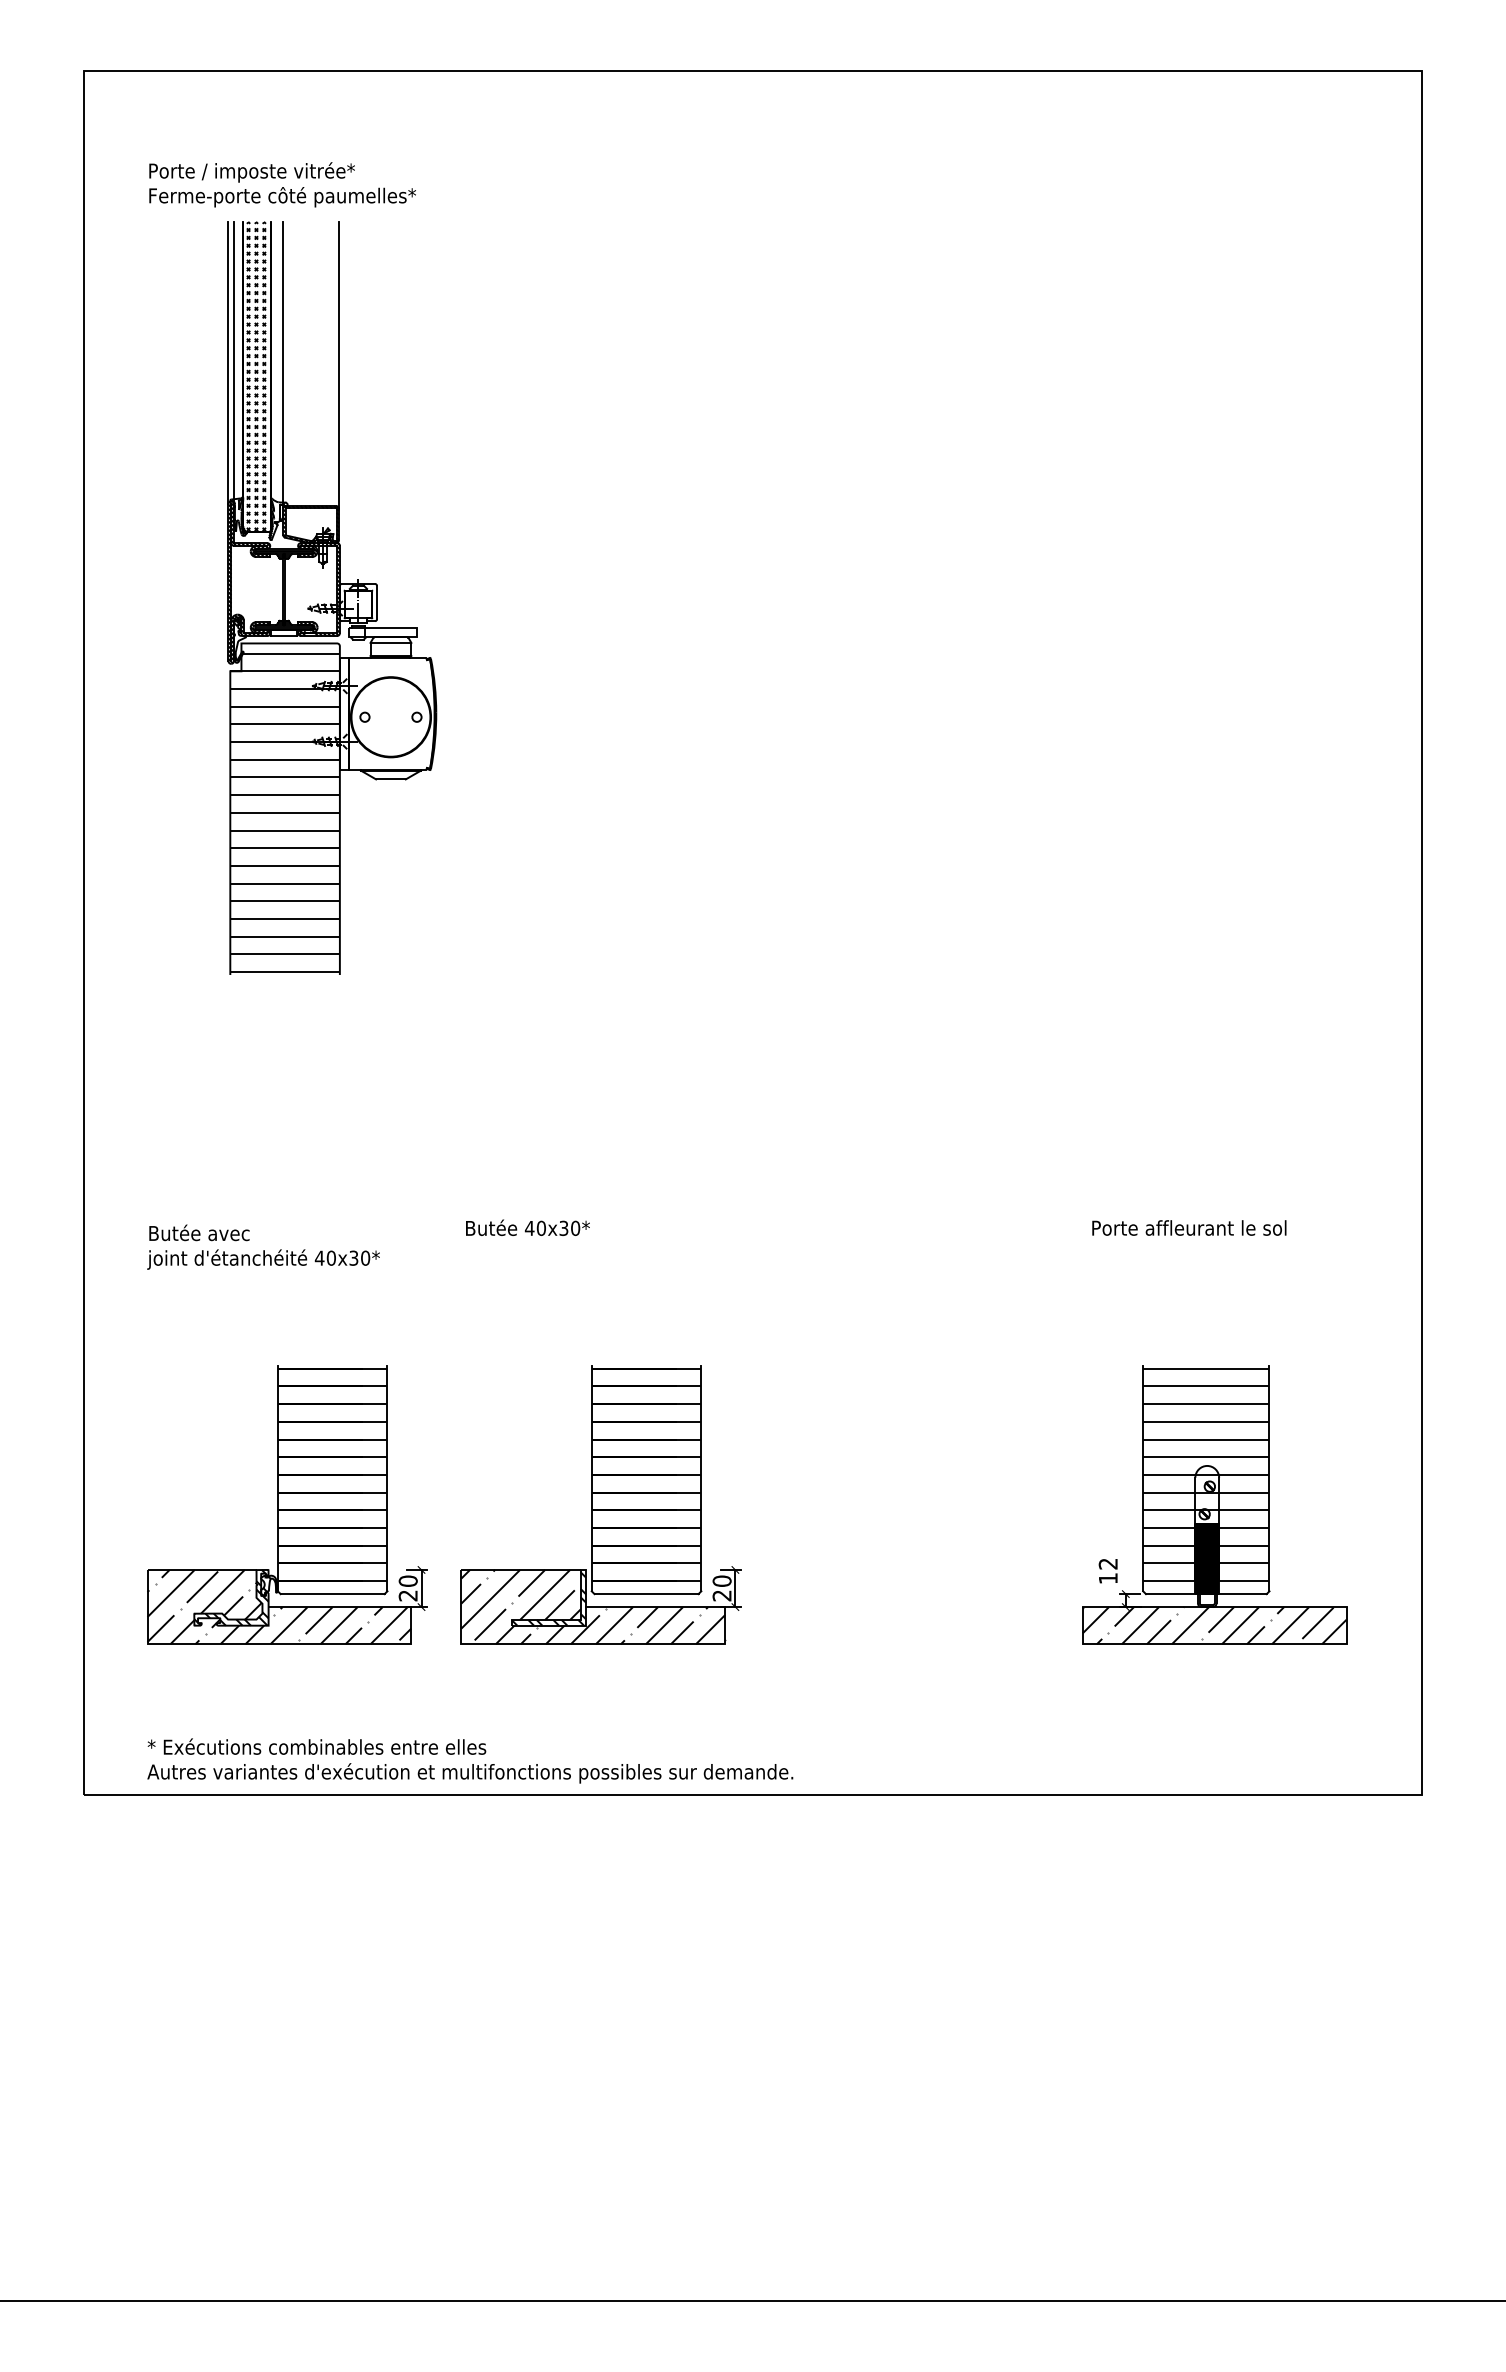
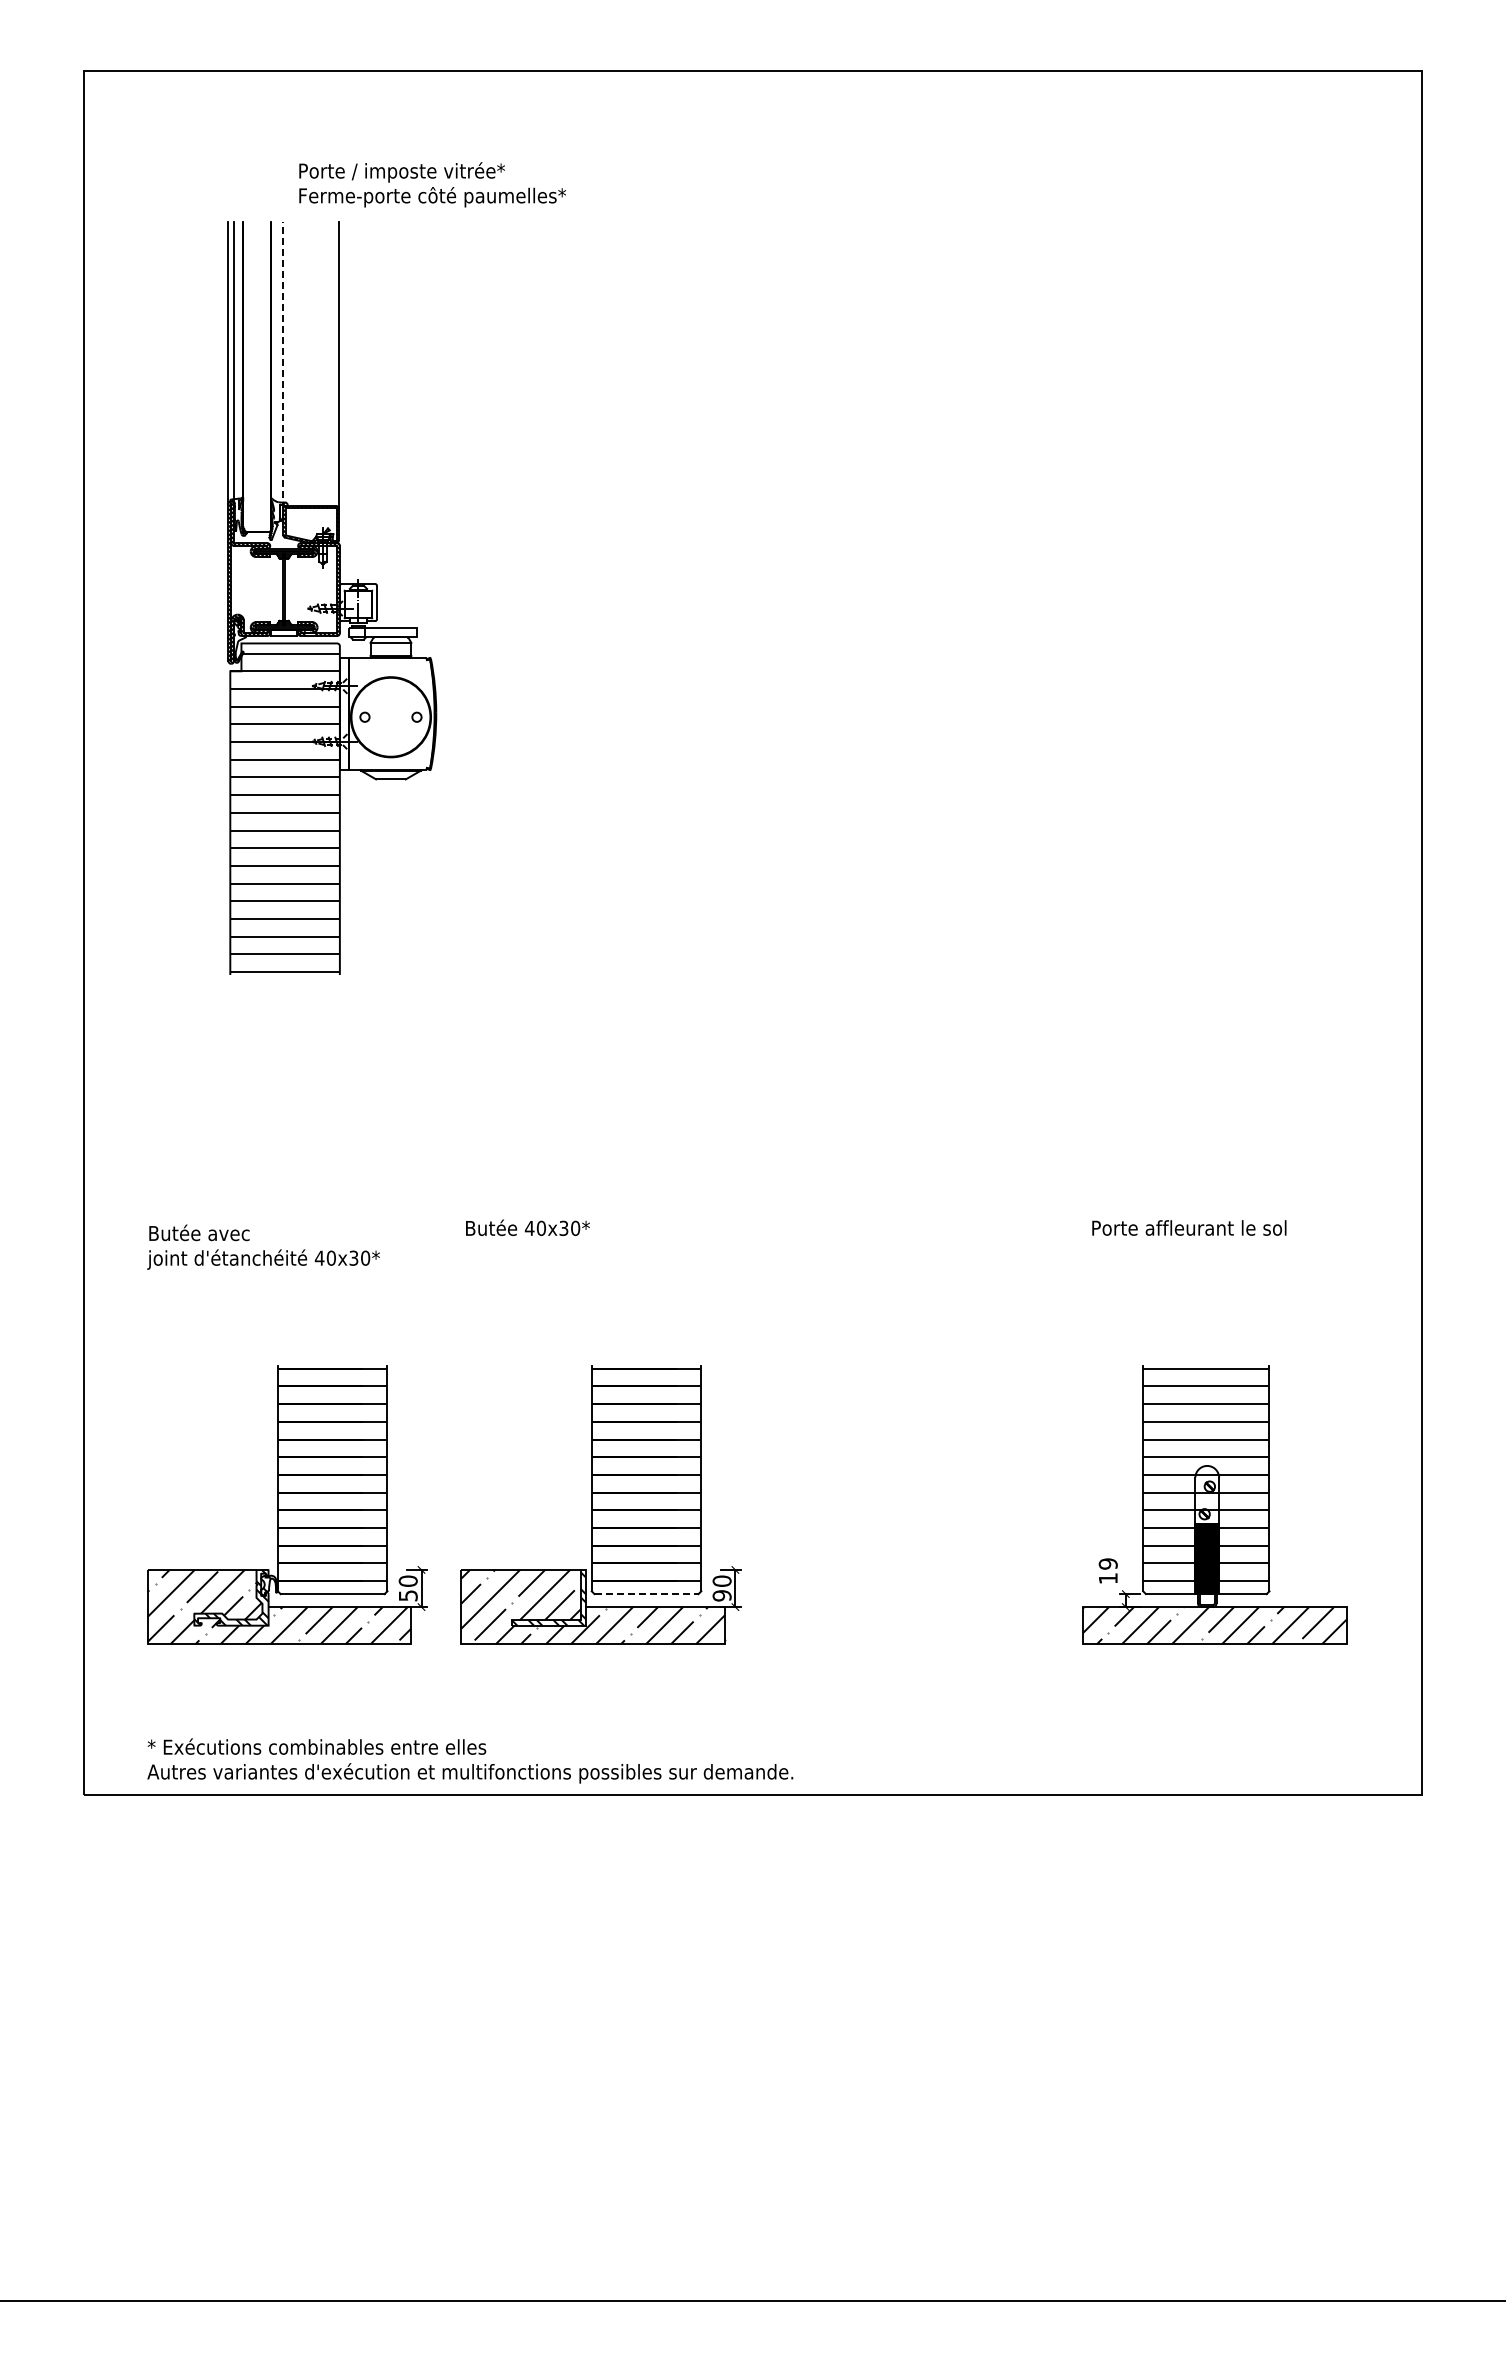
text position: (282, 184) -> (432, 184) (432, 184)
line: solid -> dashed (283, 364)
hatch: present -> none (258, 376)
text: 12 -> 19 (1107, 1563)
line: solid -> dashed (647, 1594)
text: 20 -> 50 (407, 1595)
text: 20 -> 90 (721, 1595)
